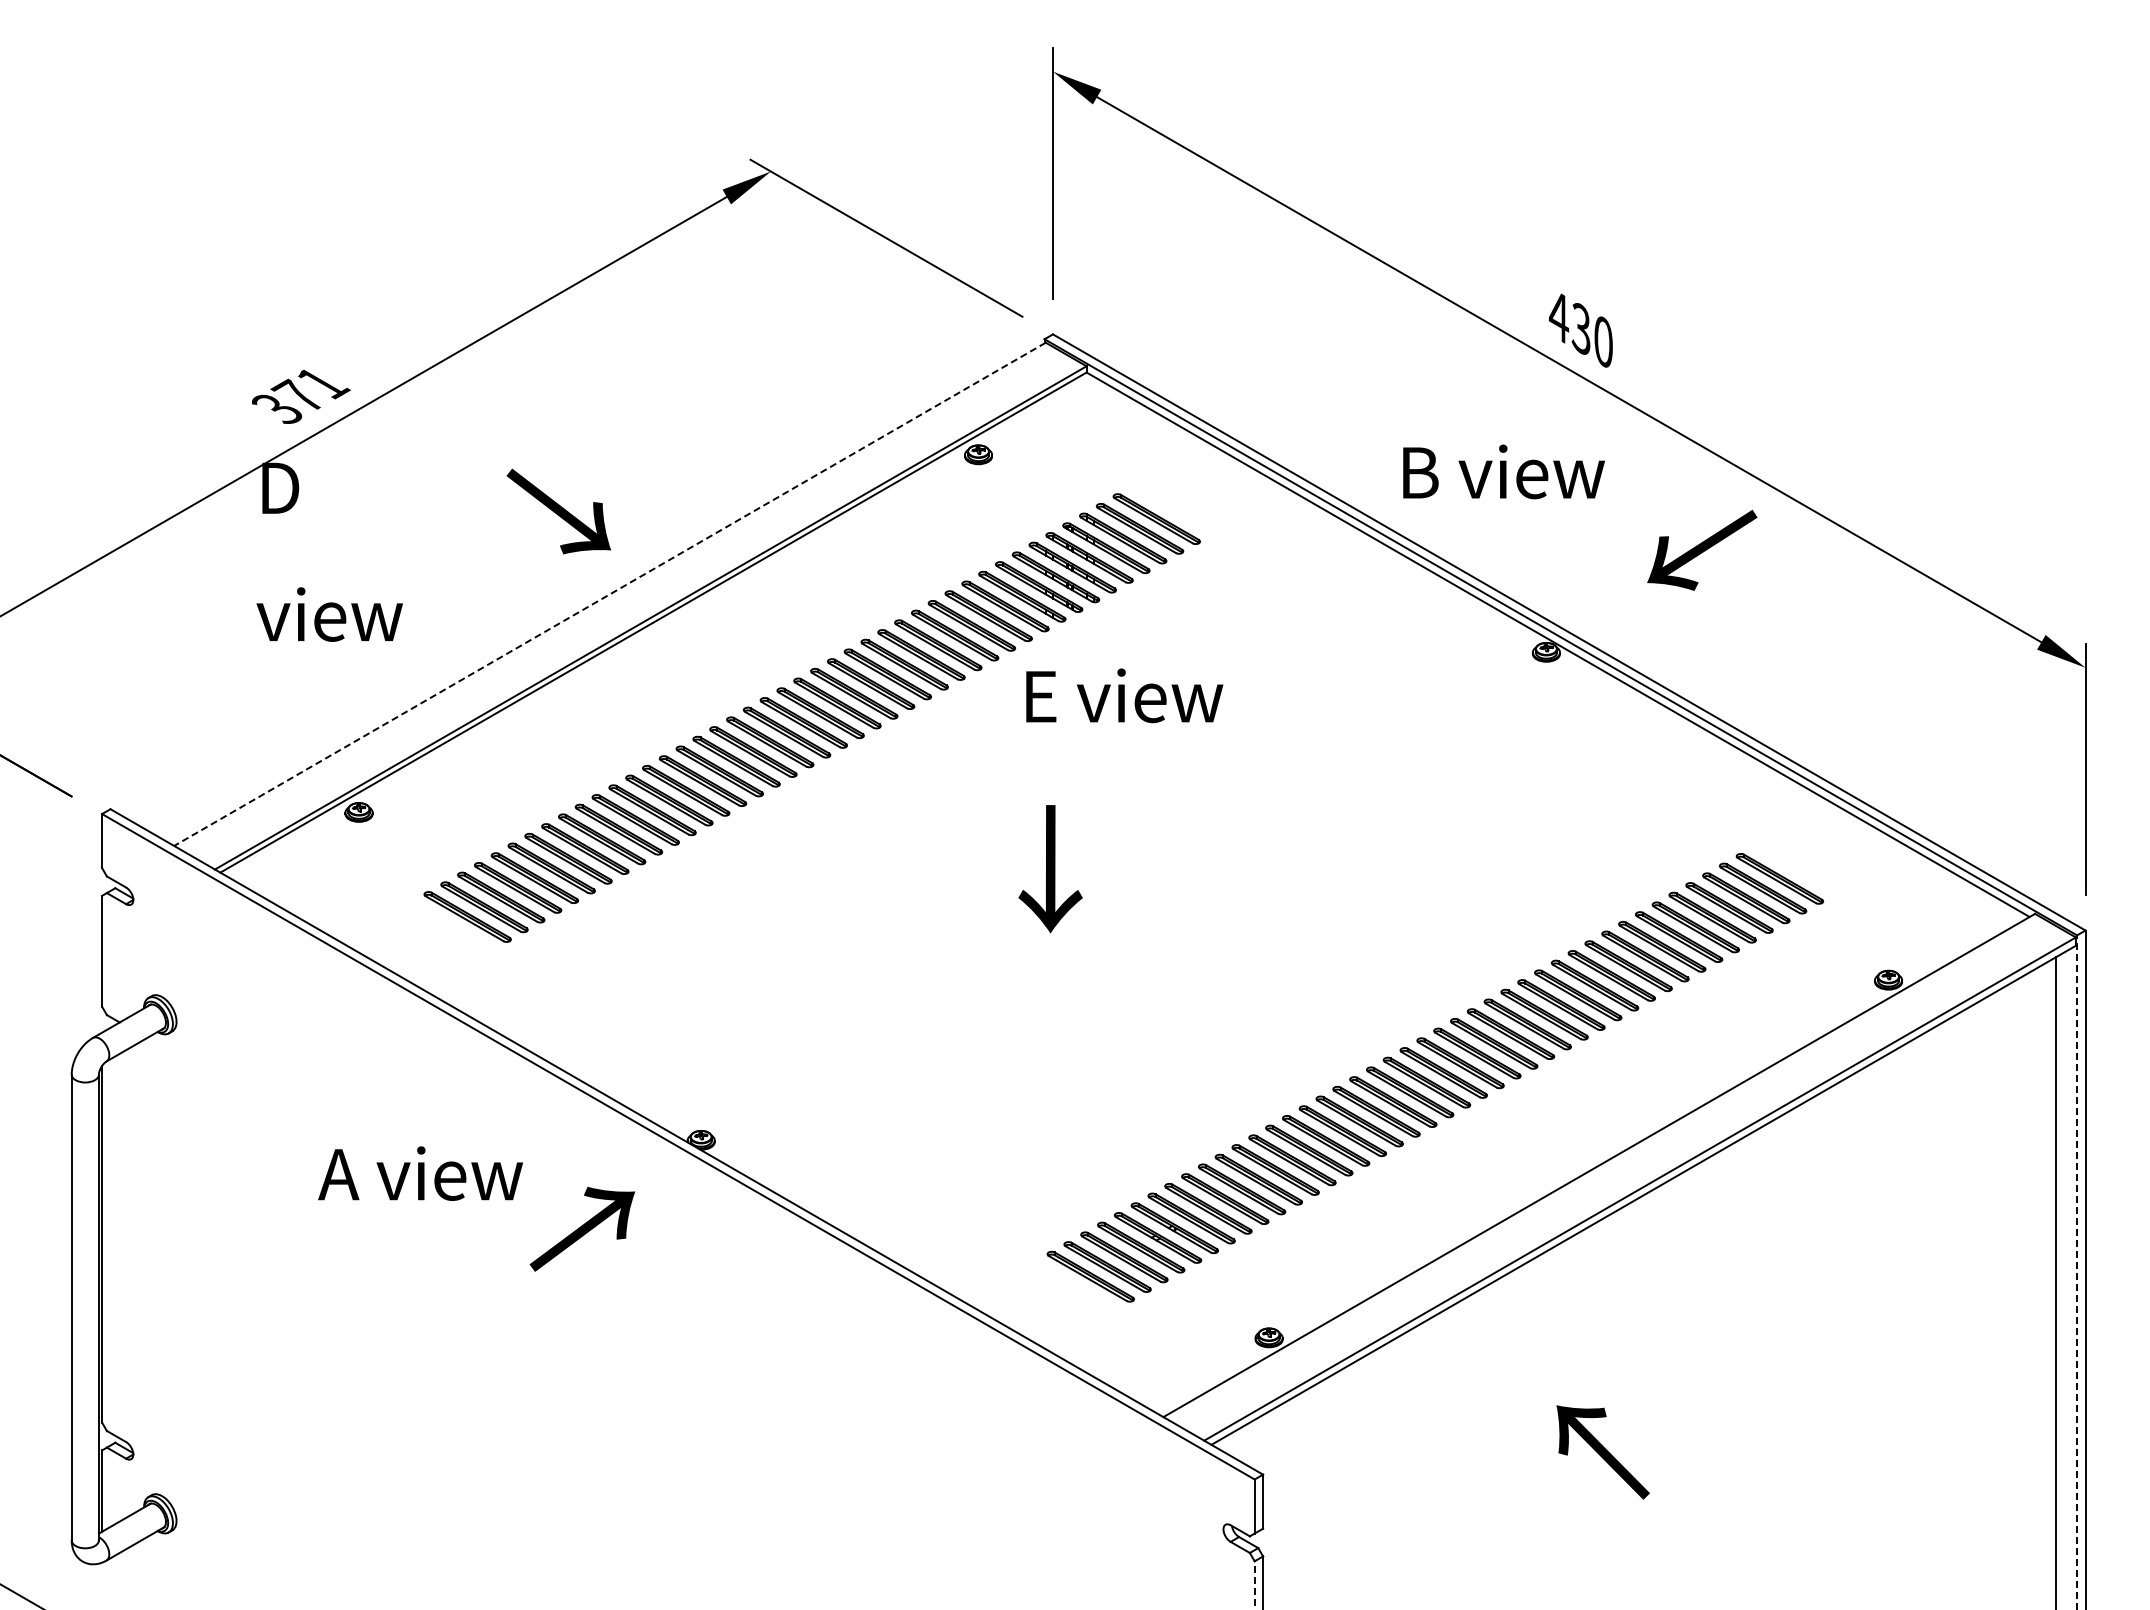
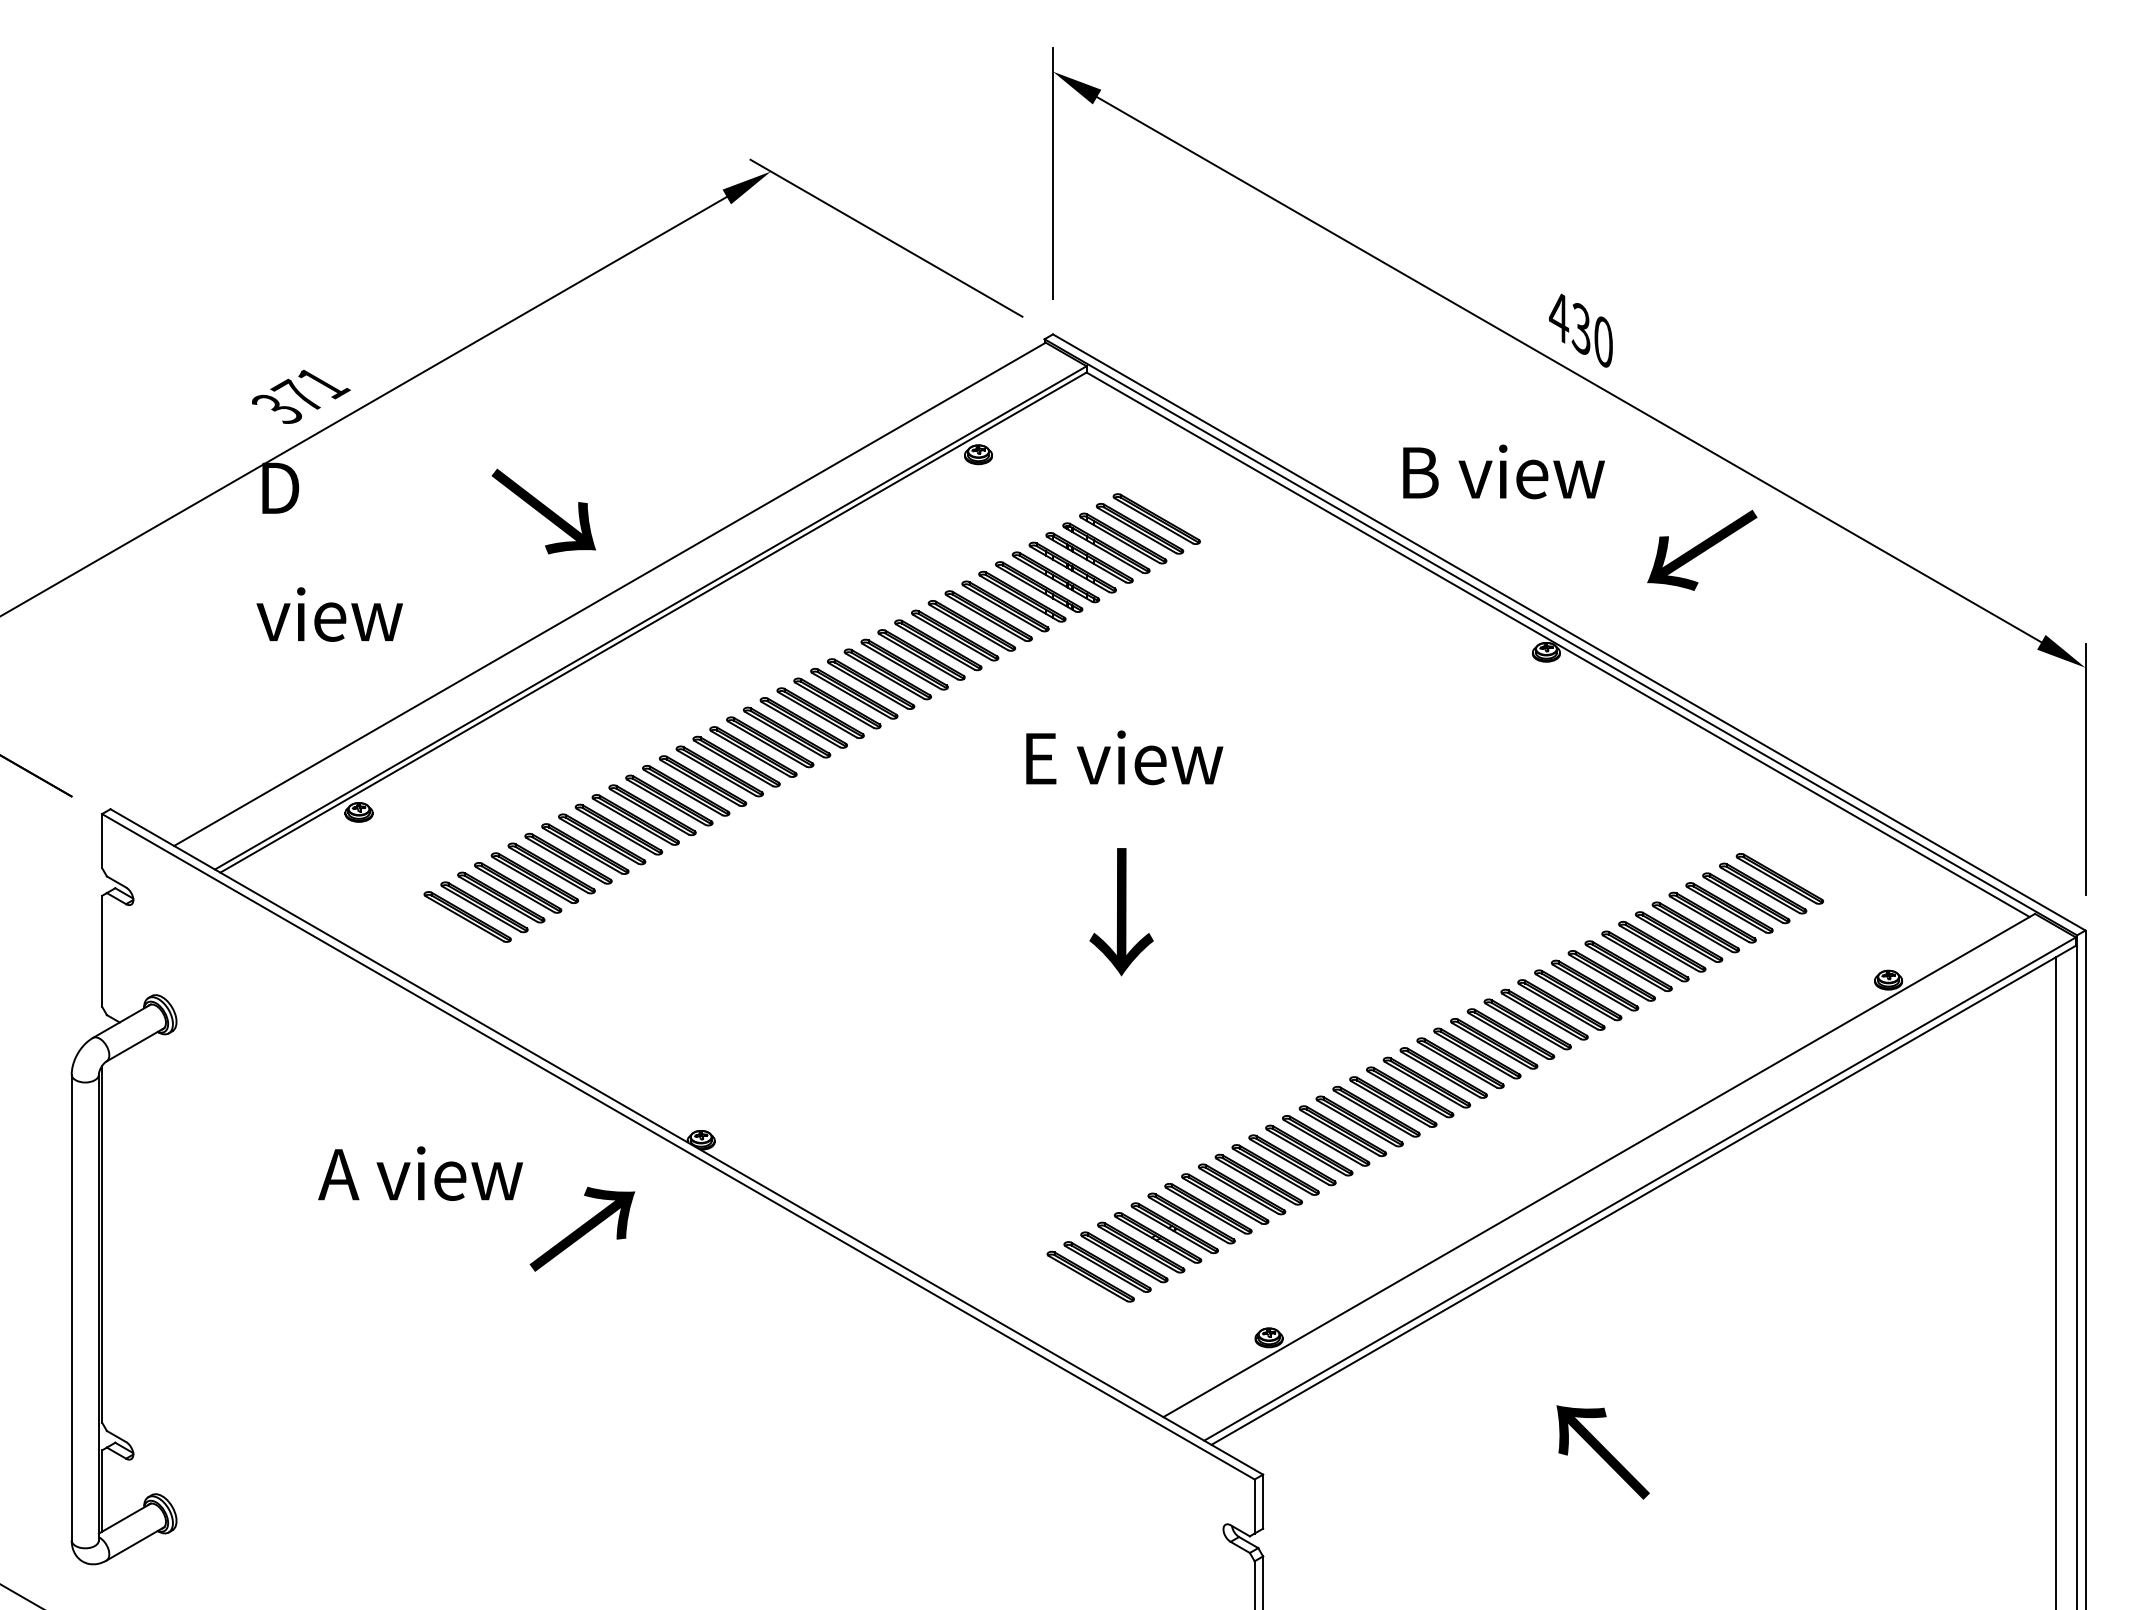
text position: (558, 511) -> (543, 511) (543, 511)
line: dashed -> solid (609, 594)
text position: (1124, 695) -> (1124, 757) (1124, 757)
text position: (1050, 869) -> (1121, 912) (1121, 912)
line: dashed -> solid (2077, 1271)
line: dashed -> solid (1254, 1585)
